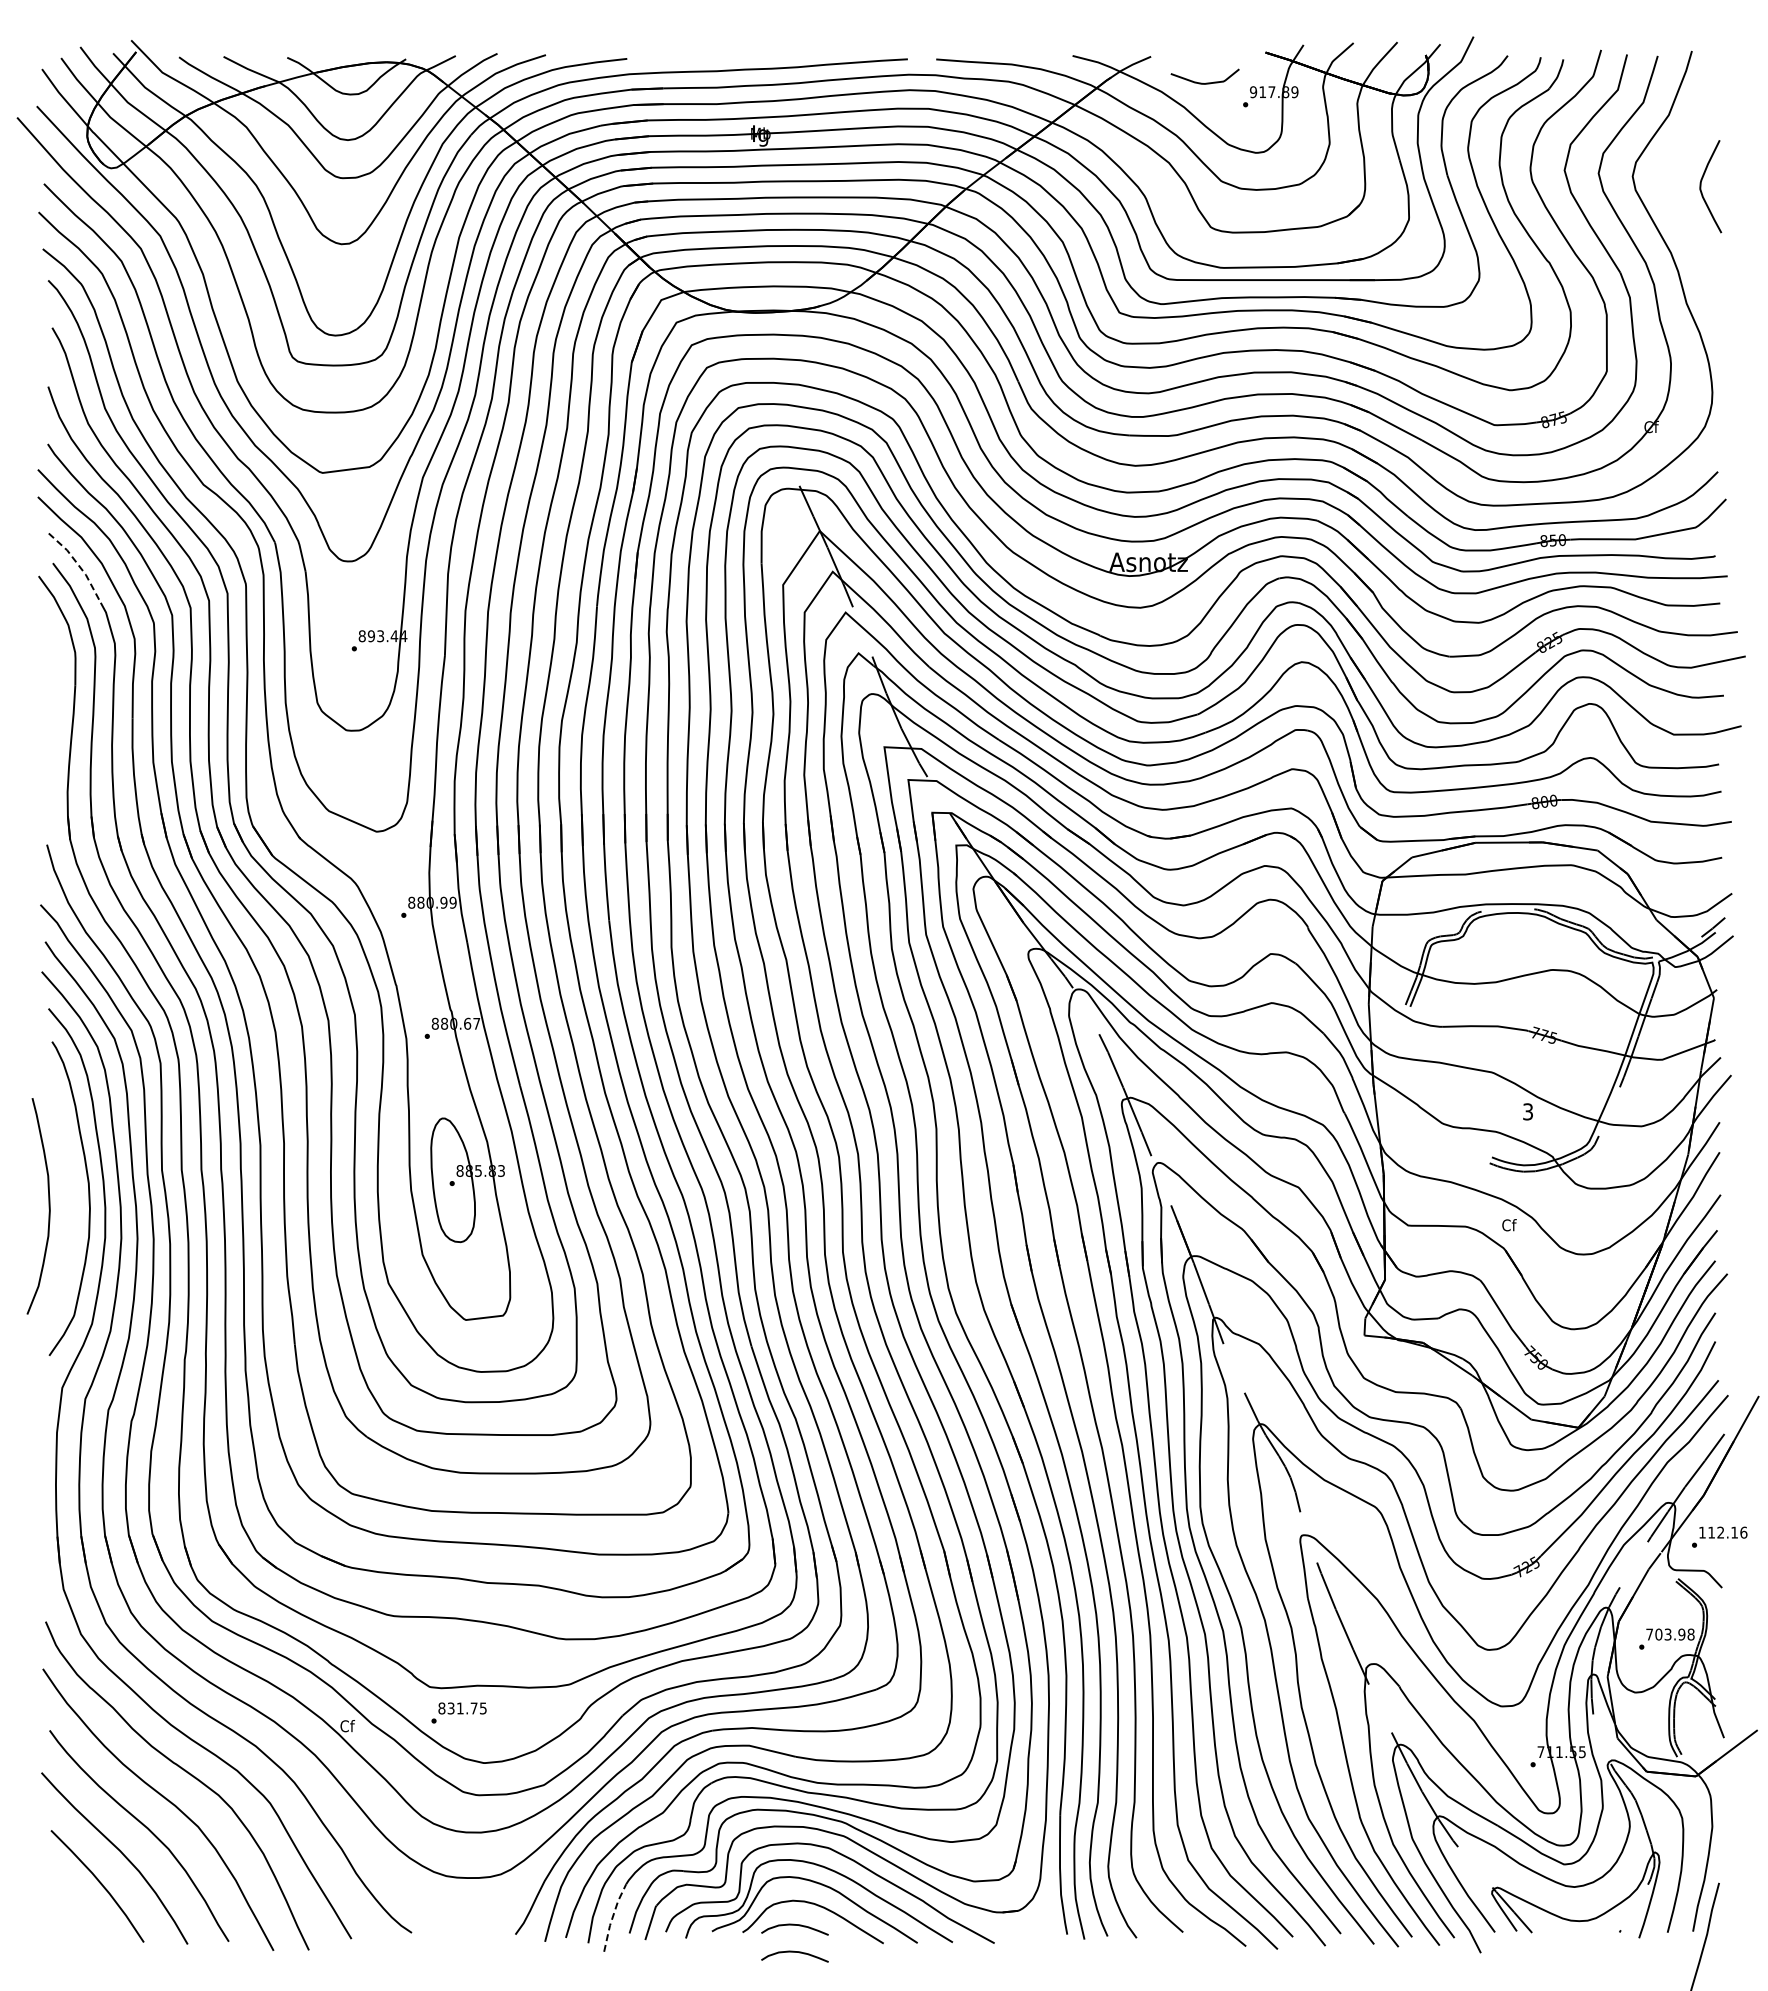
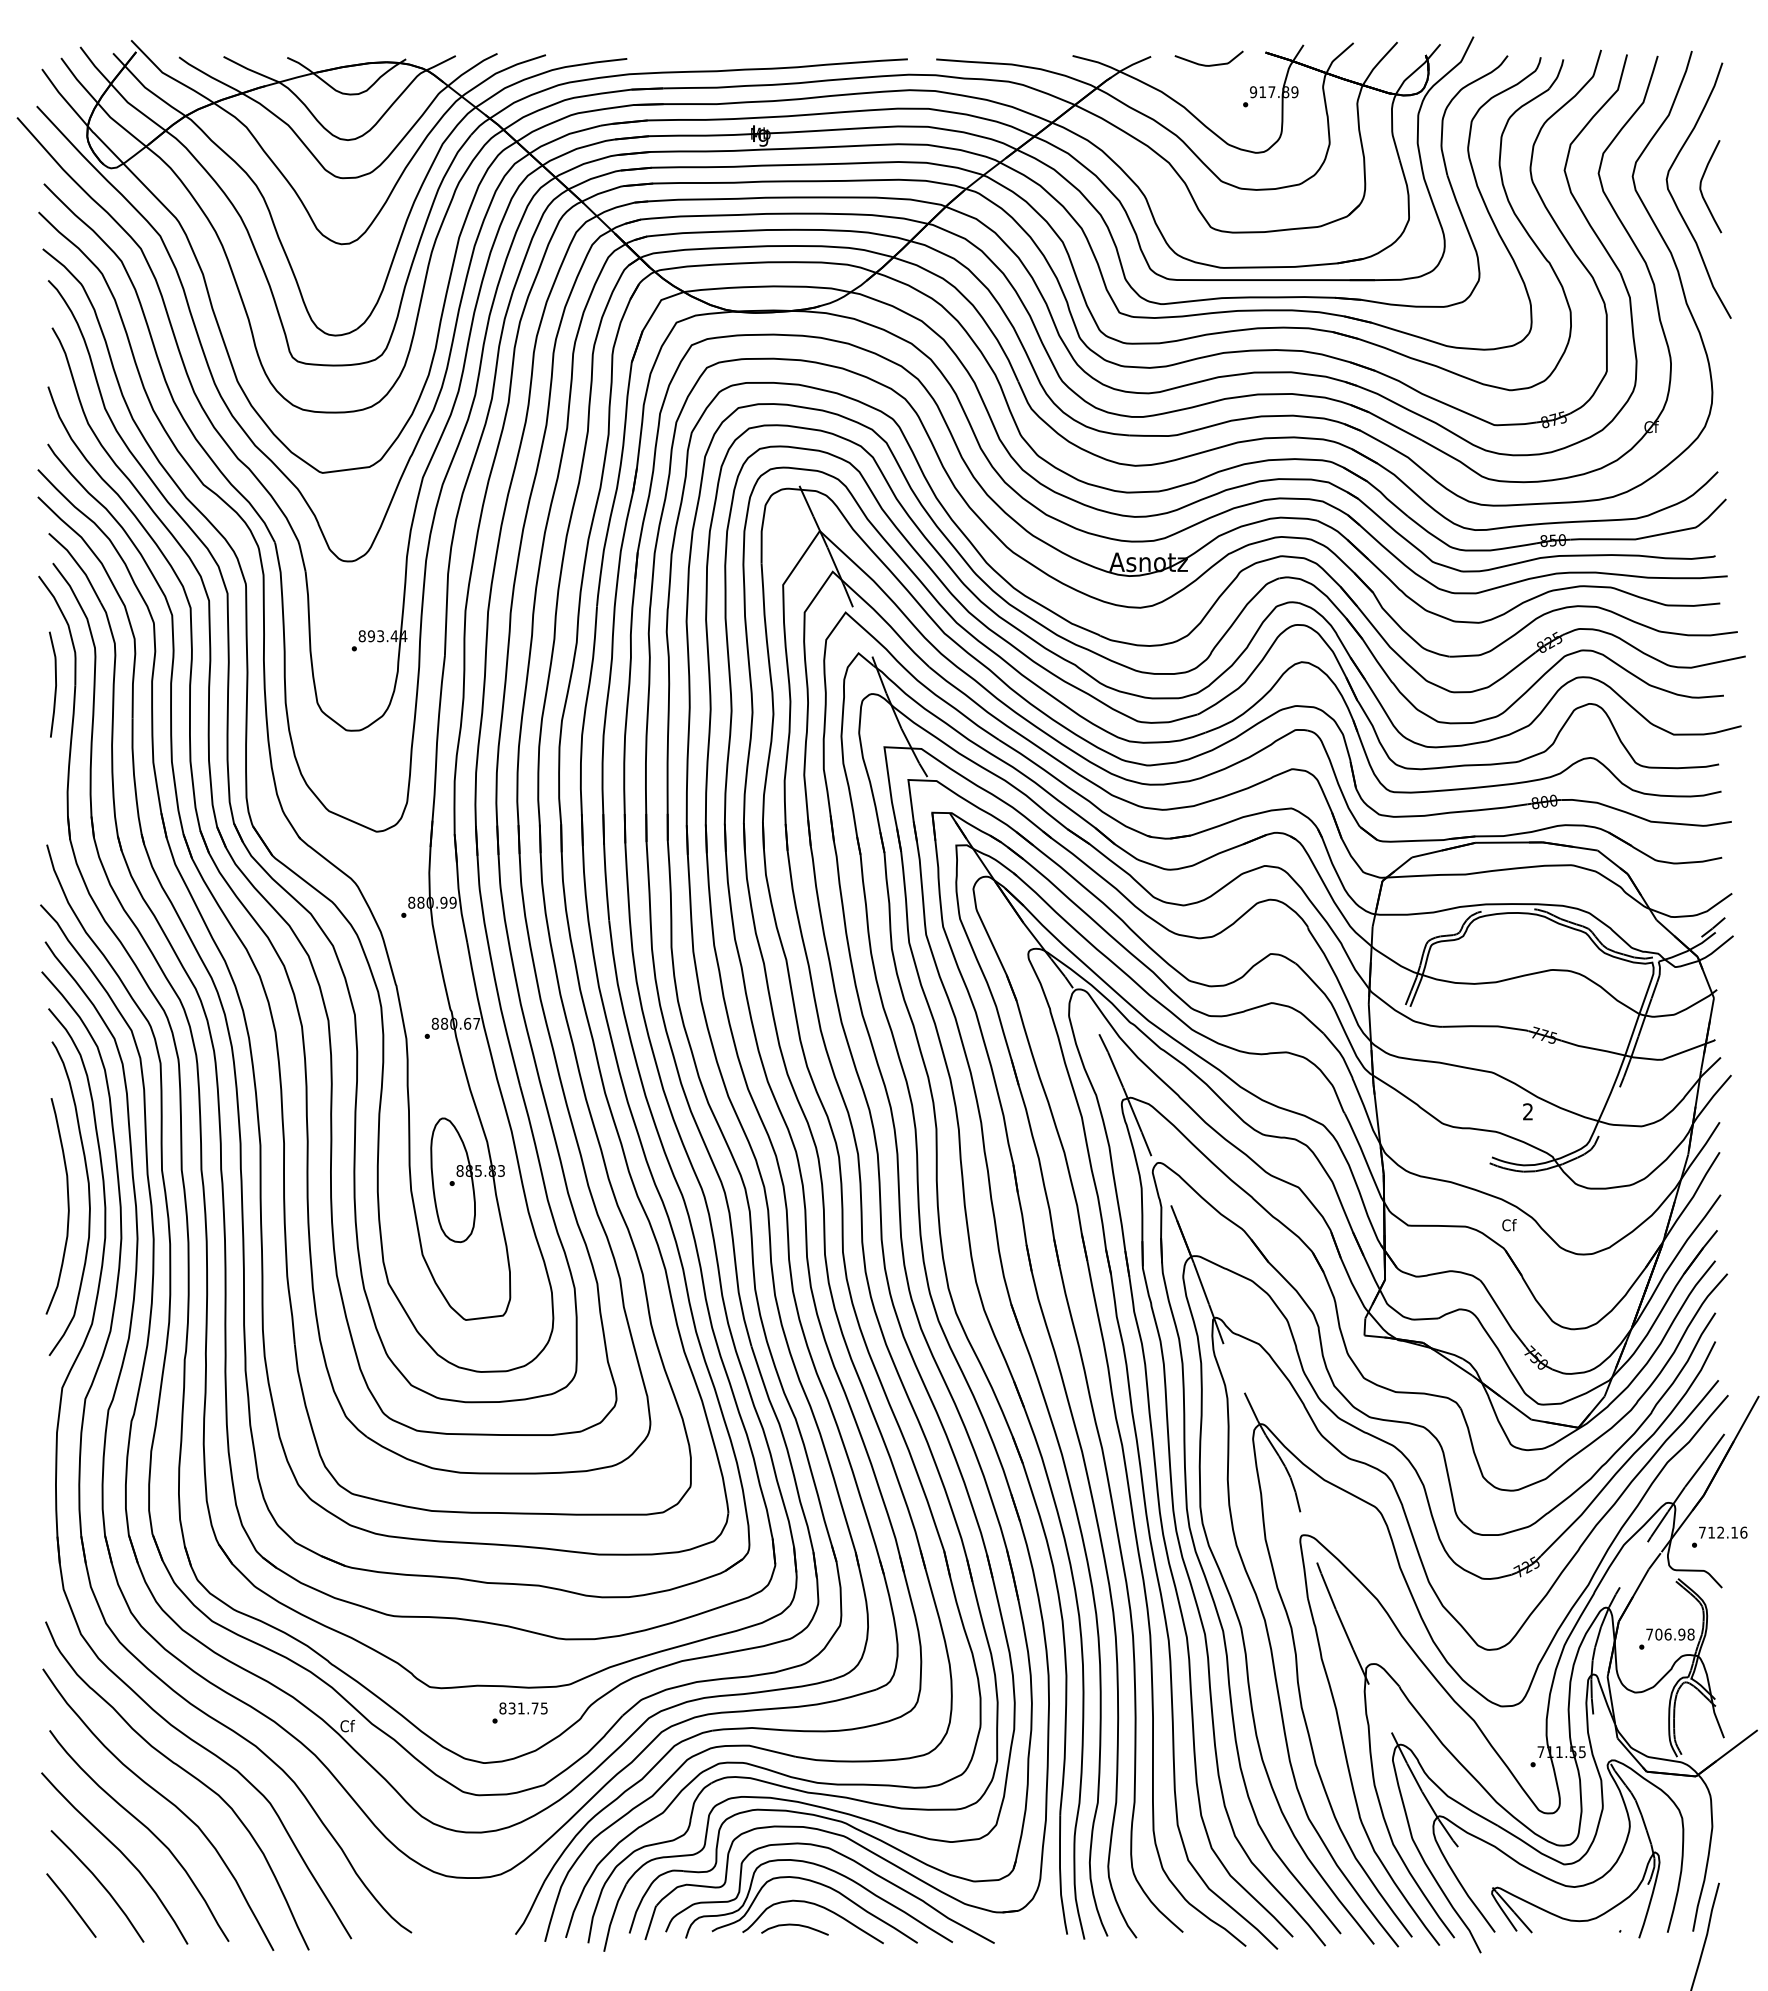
curve position: (1202, 82) -> (1206, 64) (1206, 64)
curve: none -> present (1675, 201)
line: dashed -> solid (78, 565)
curve: none -> present (55, 684)
text: 3 -> 2 (1527, 1111)
curve position: (48, 1206) -> (67, 1206) (67, 1206)
text: 112.16 -> 712.16 (1702, 1532)
text: 703.98 -> 706.98 (1667, 1634)
text position: (458, 1712) -> (519, 1712) (519, 1712)
line: none -> present (71, 1905)
line: dashed -> solid (612, 1917)
curve: present -> none (794, 1952)
